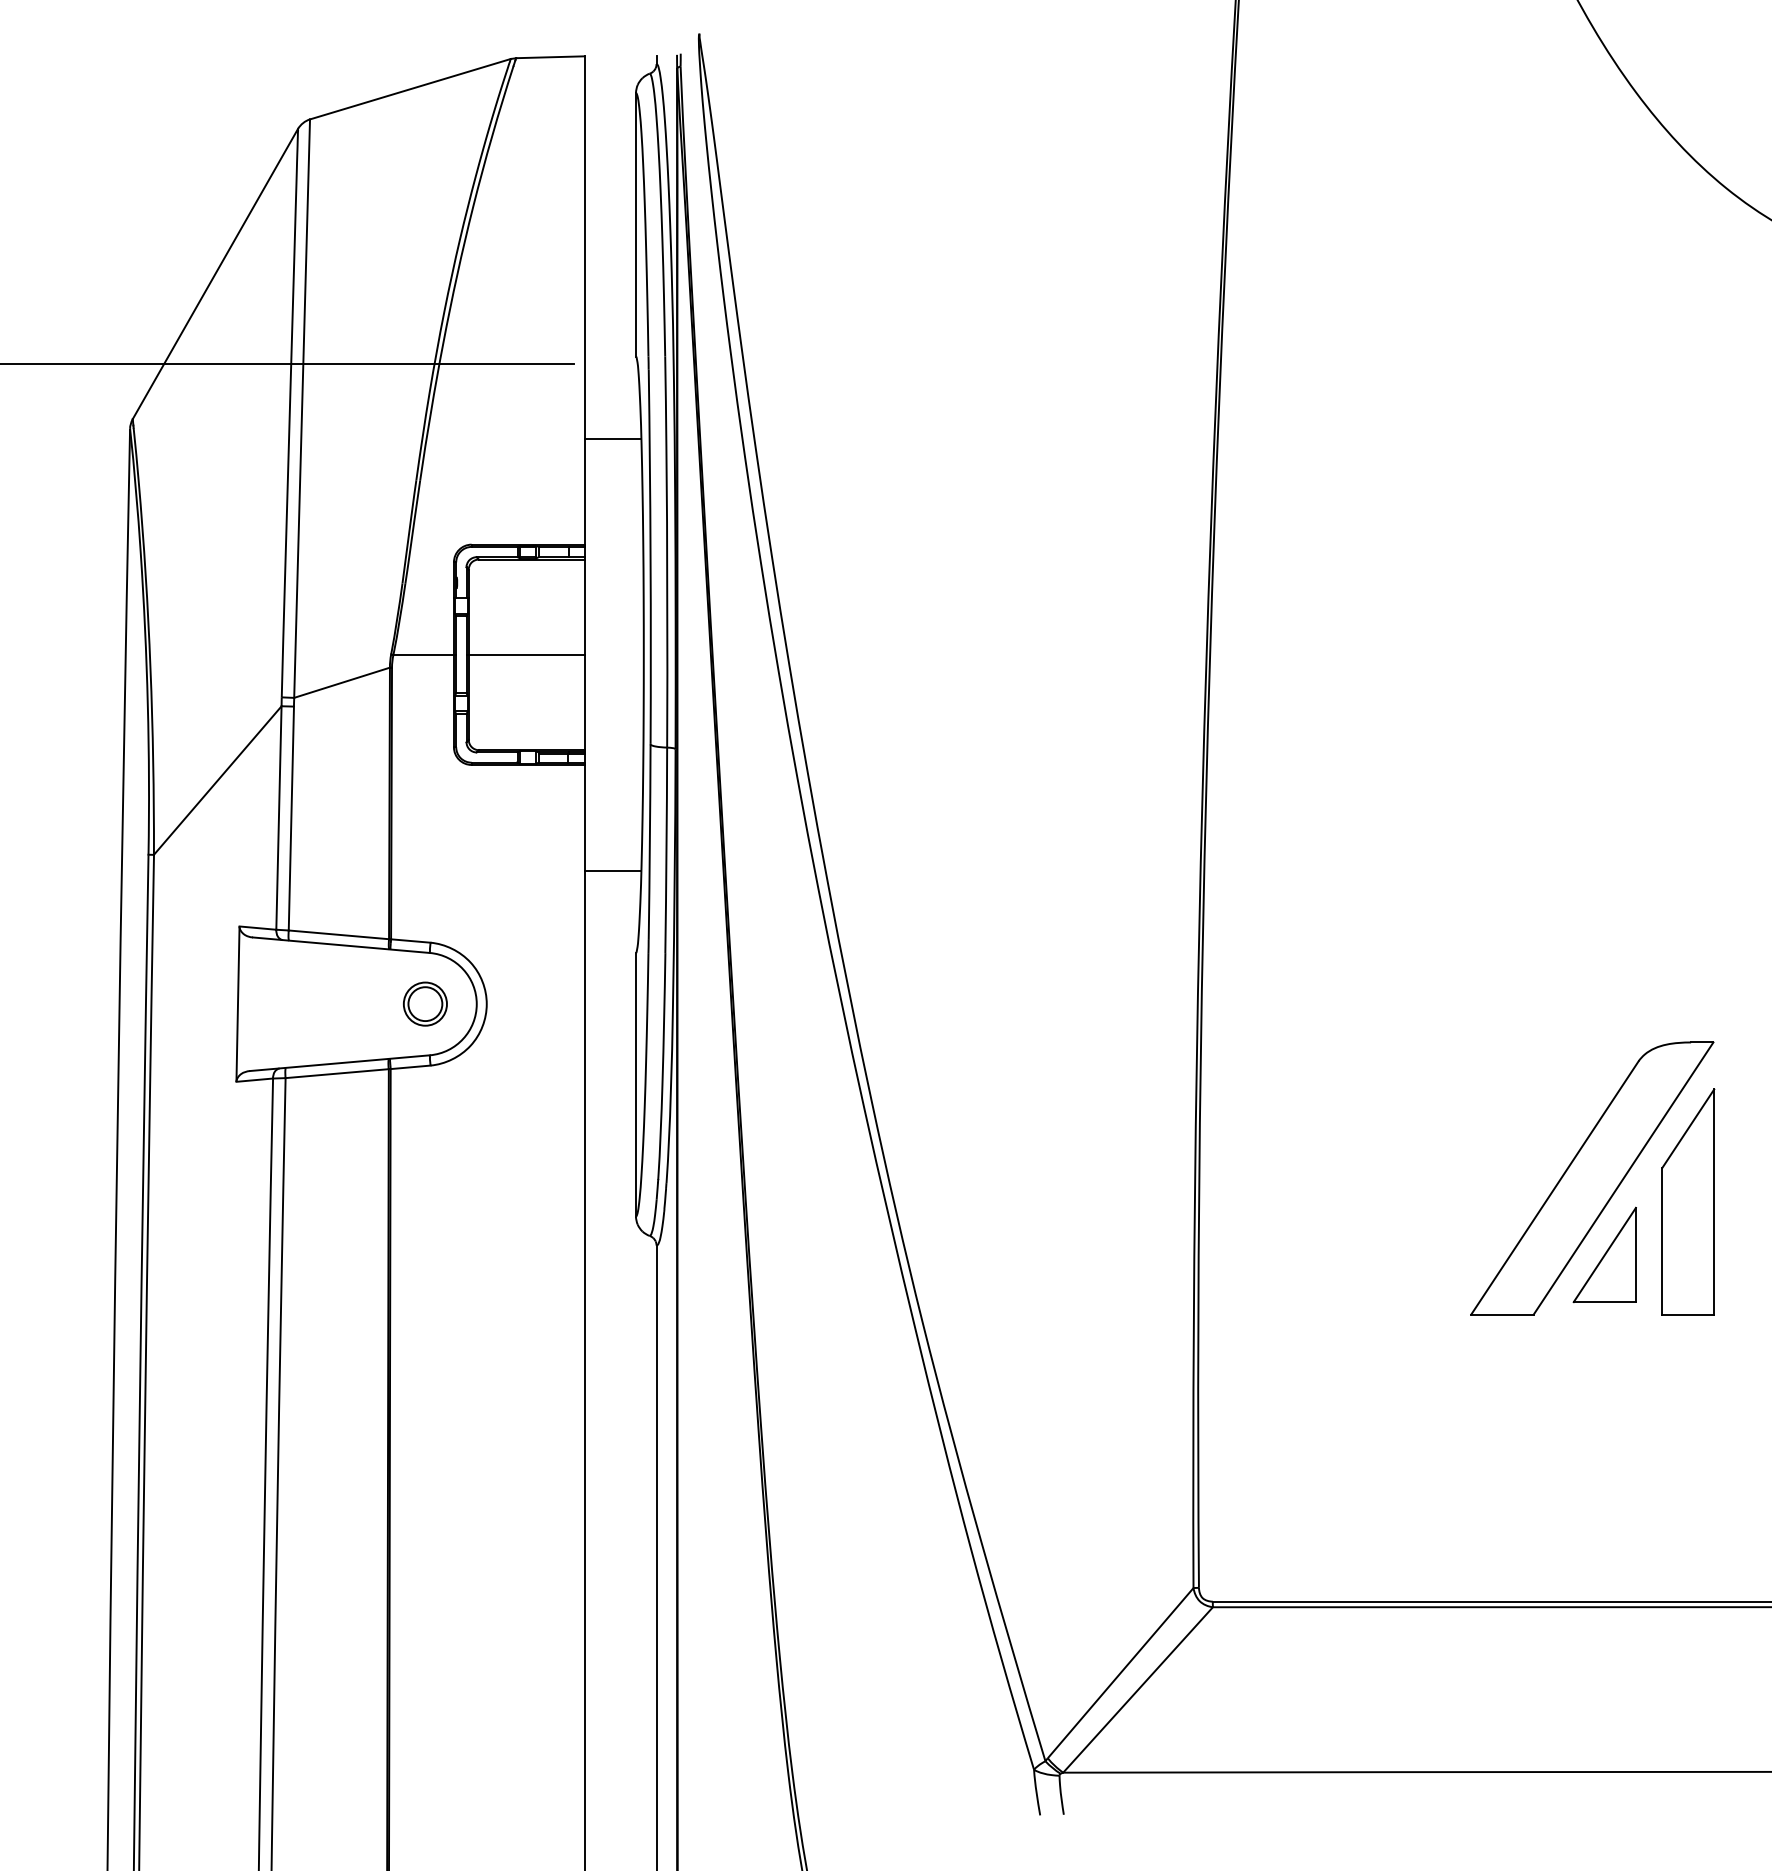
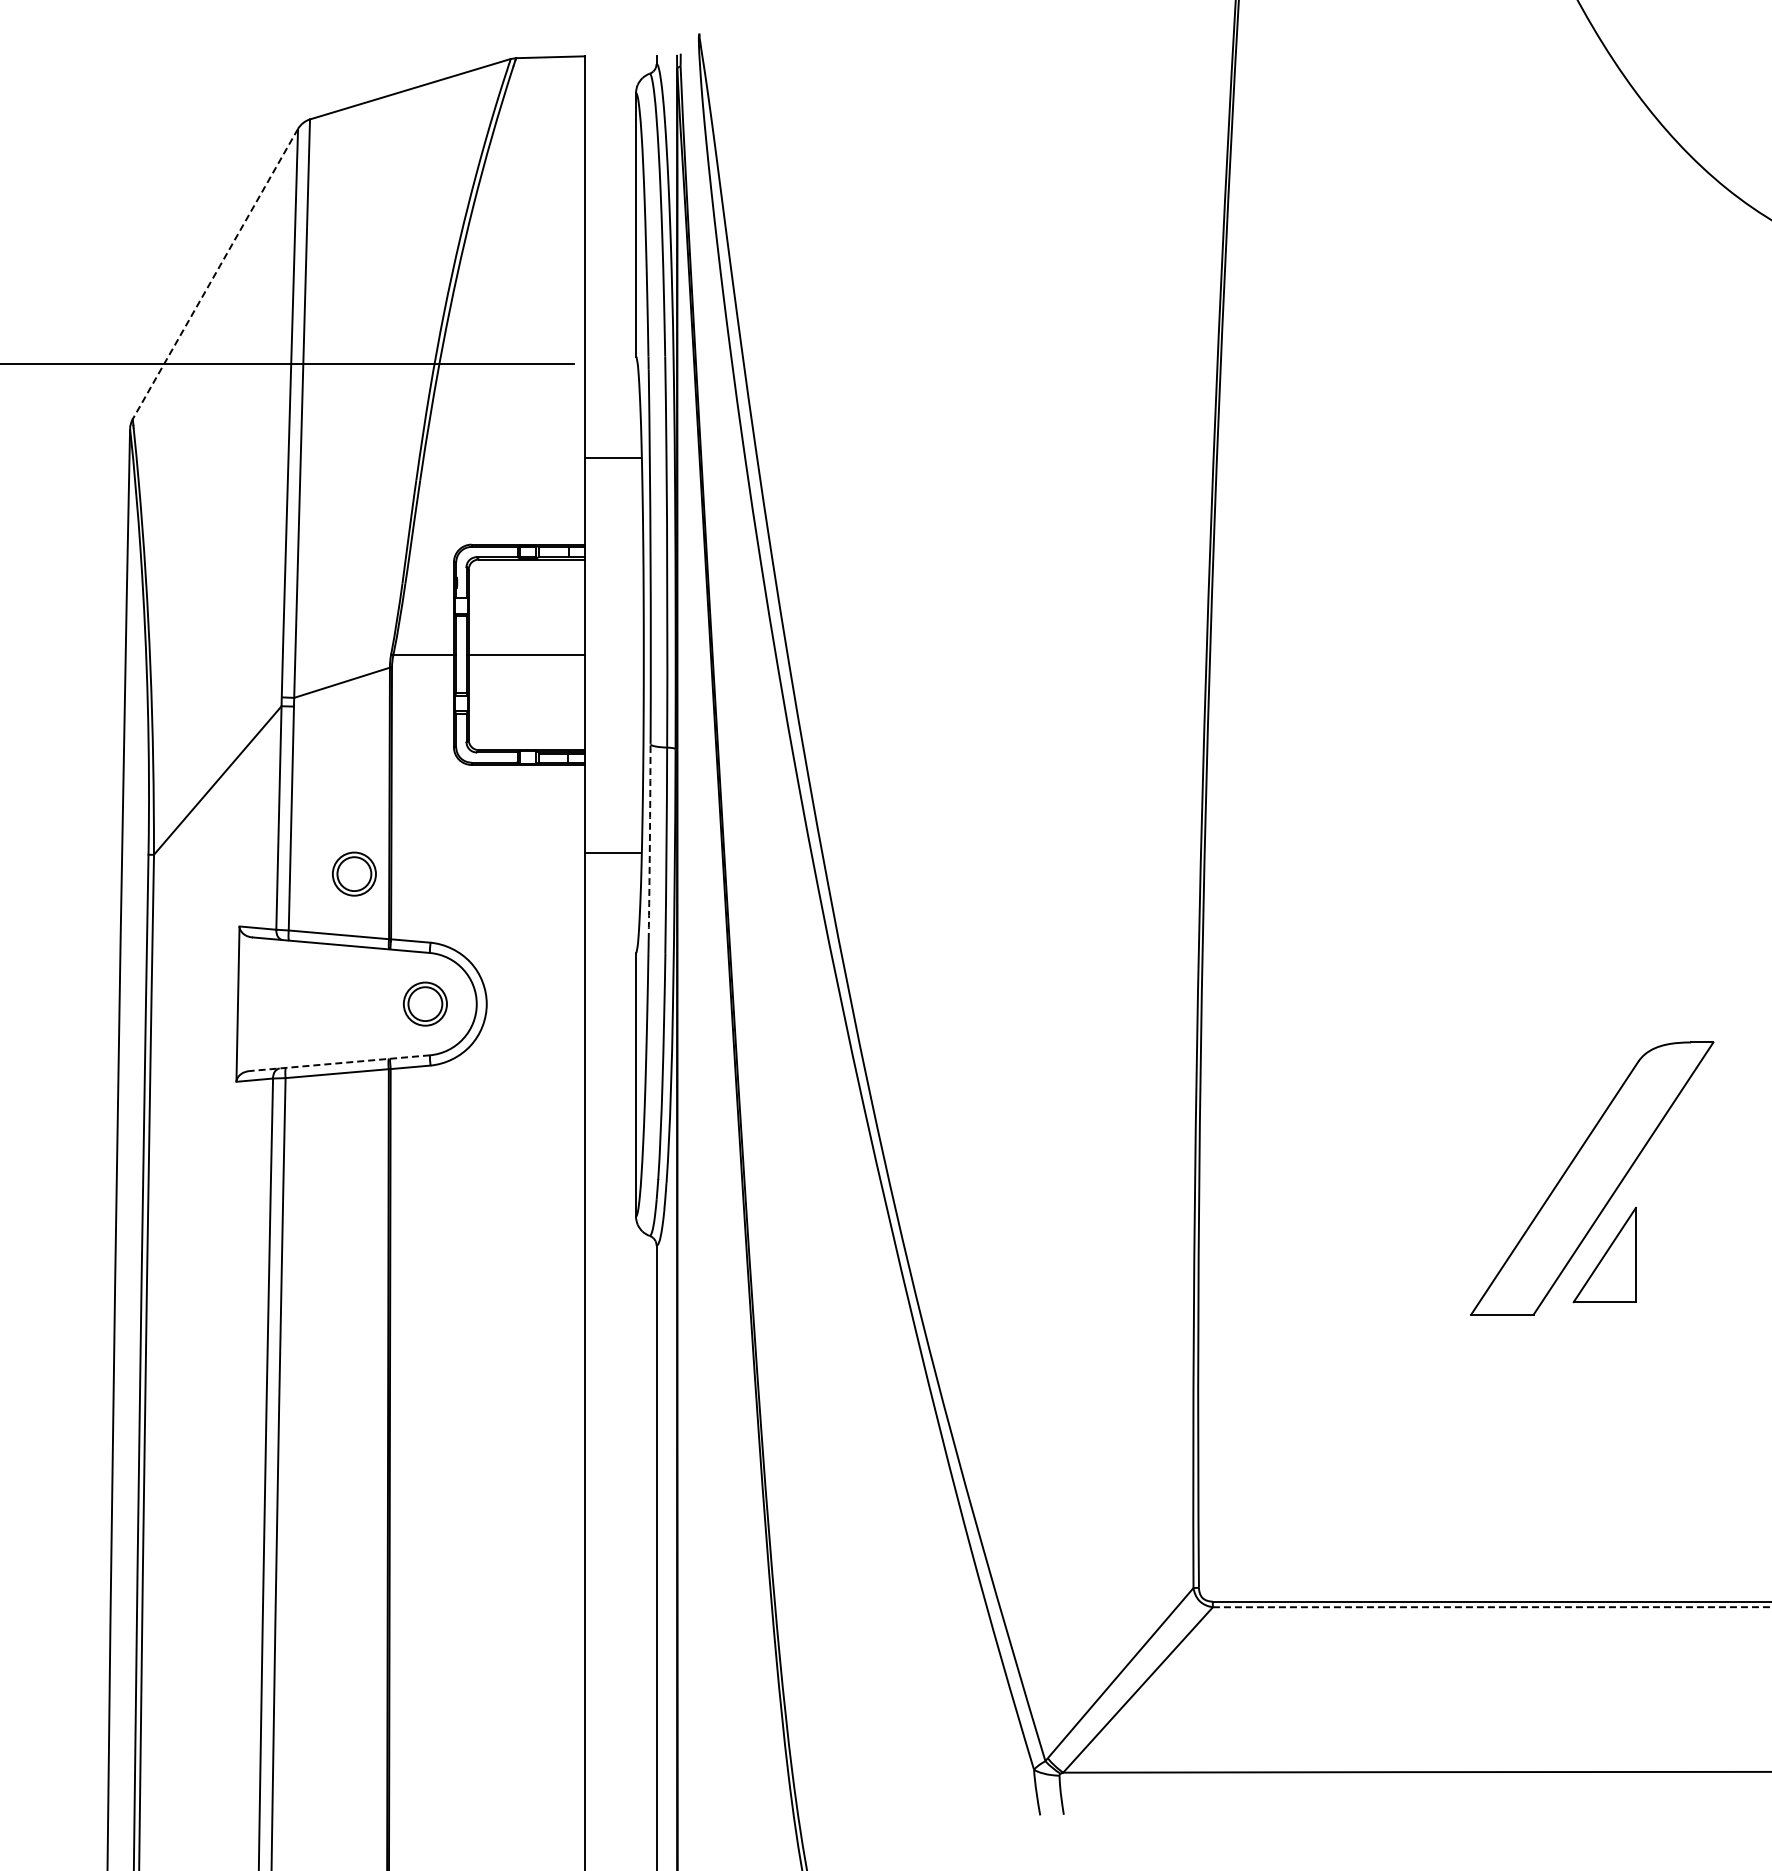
line: solid -> dashed (215, 274)
line position: (612, 439) -> (612, 458) (612, 458)
arc: solid -> dashed (649, 841)
line position: (612, 870) -> (612, 852) (612, 852)
part: none -> present (354, 873)
line: solid -> dashed (339, 1063)
part: present -> none (1688, 1201)
line: solid -> dashed (1492, 1607)
